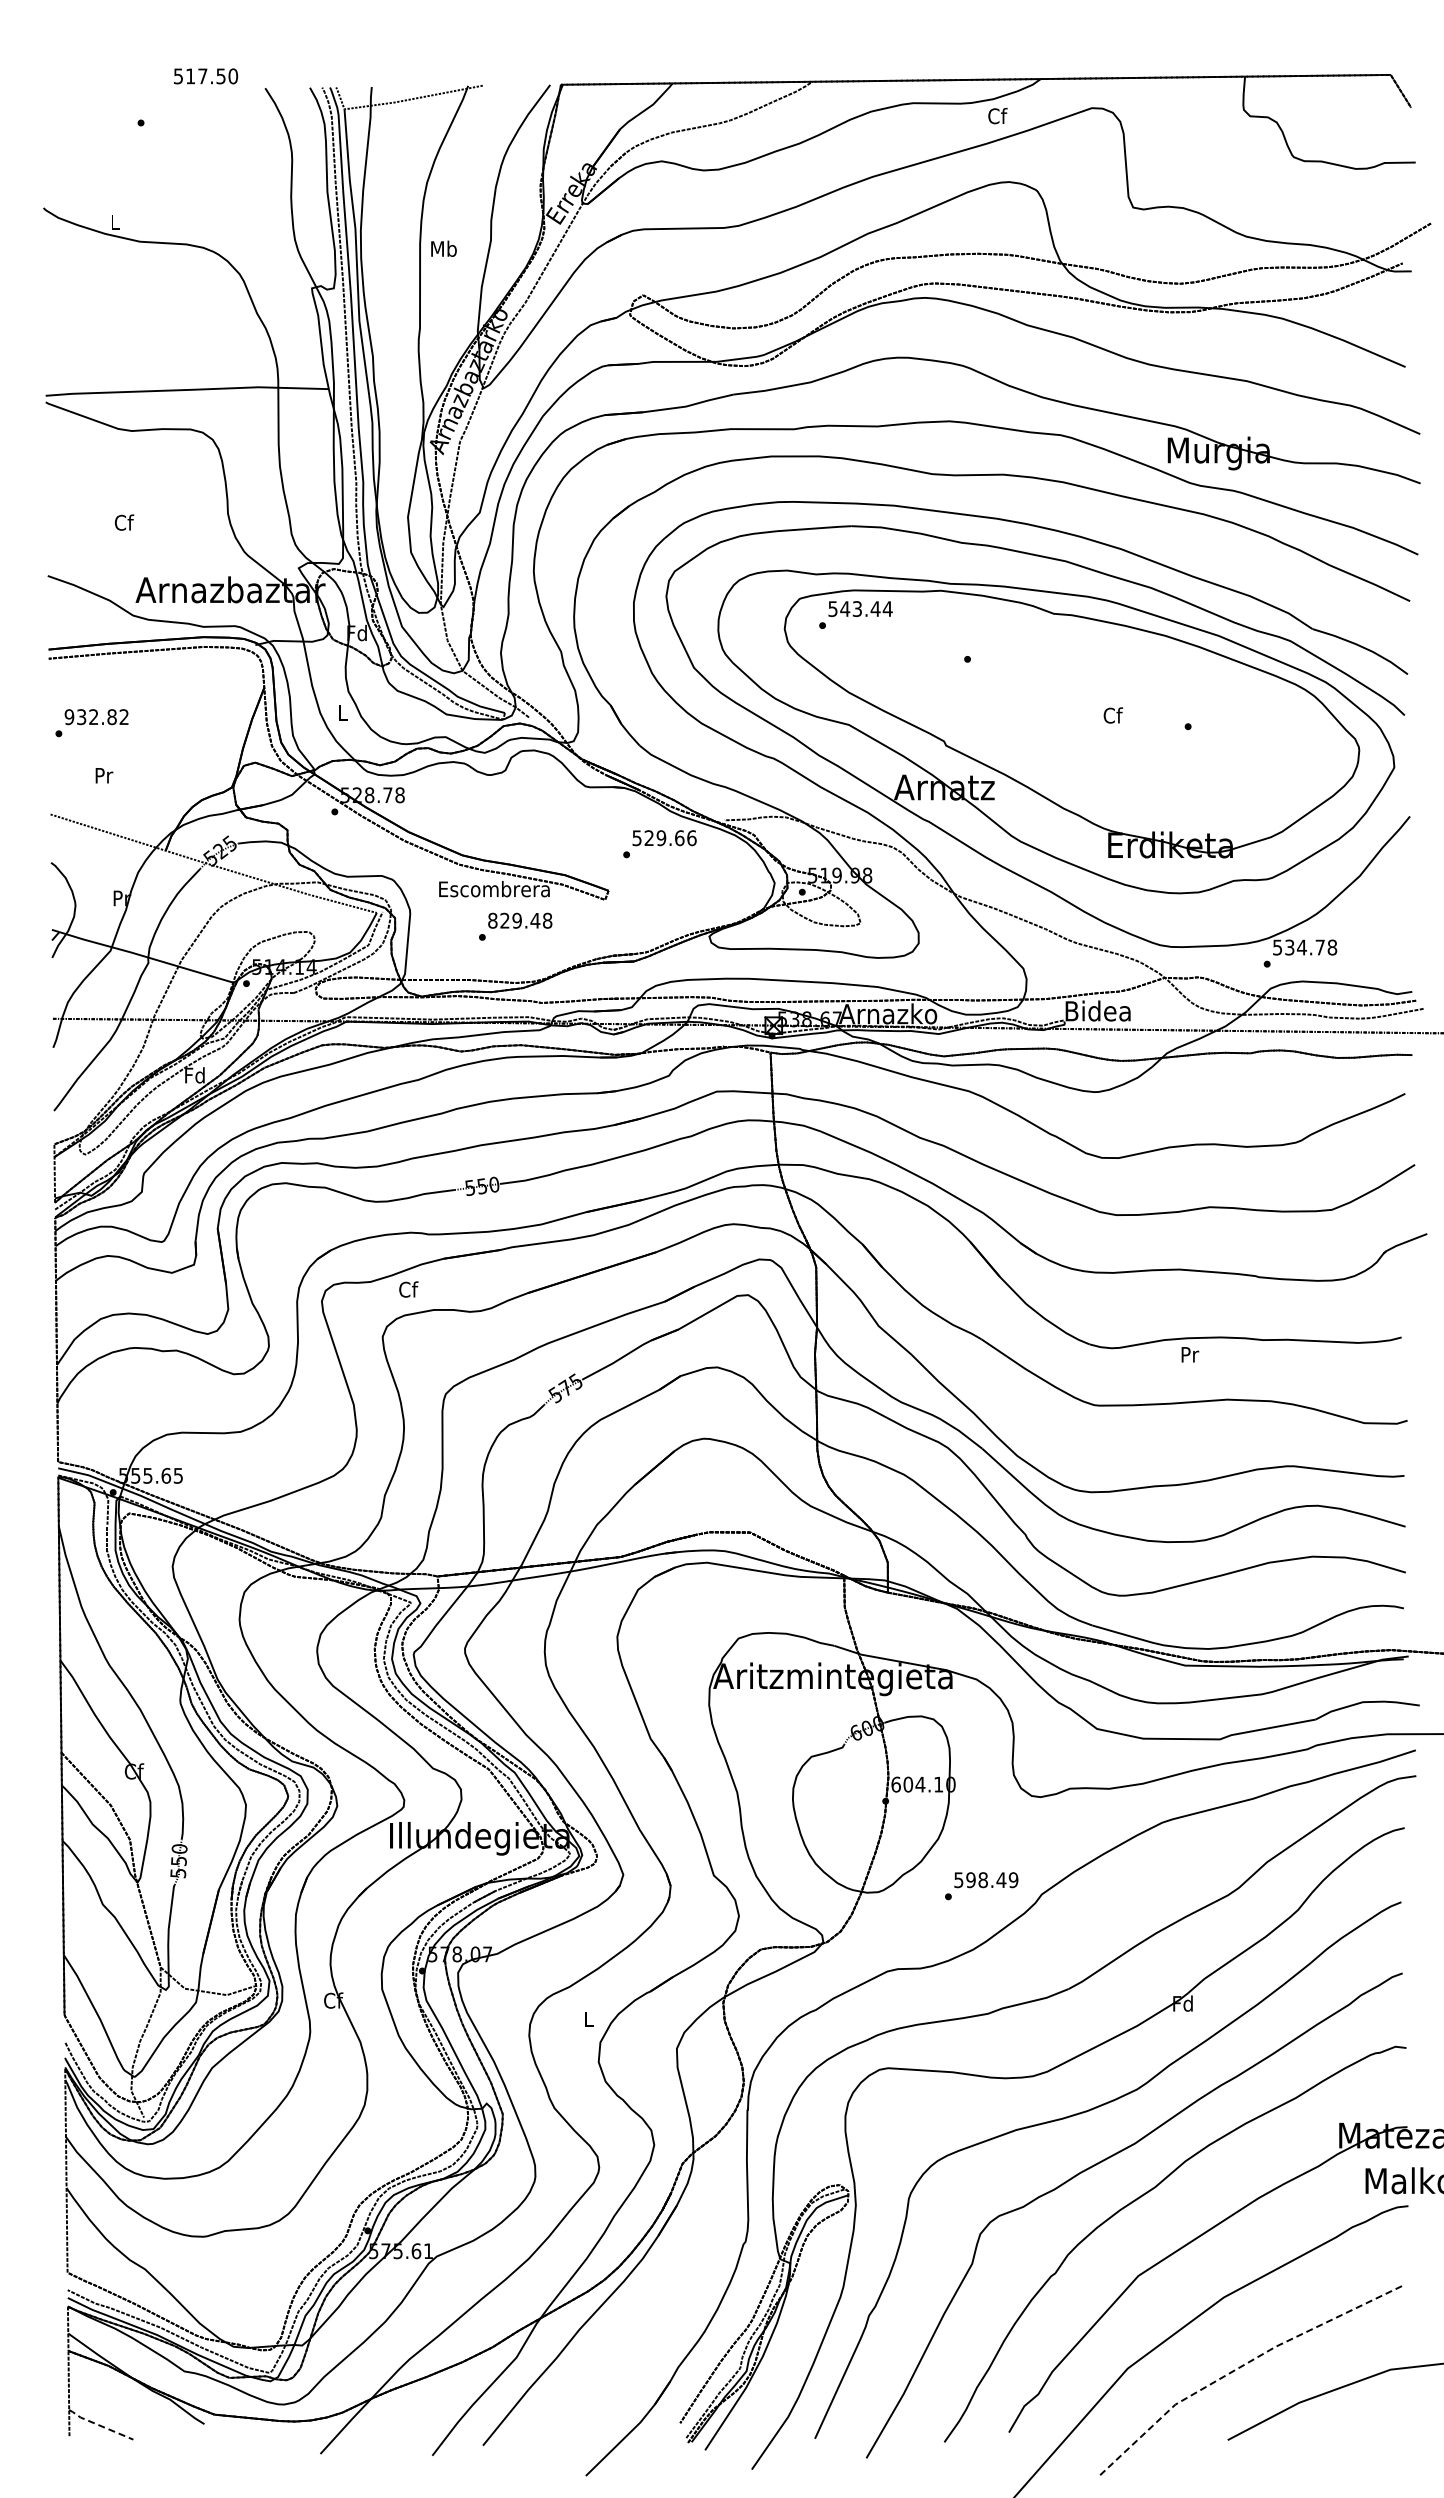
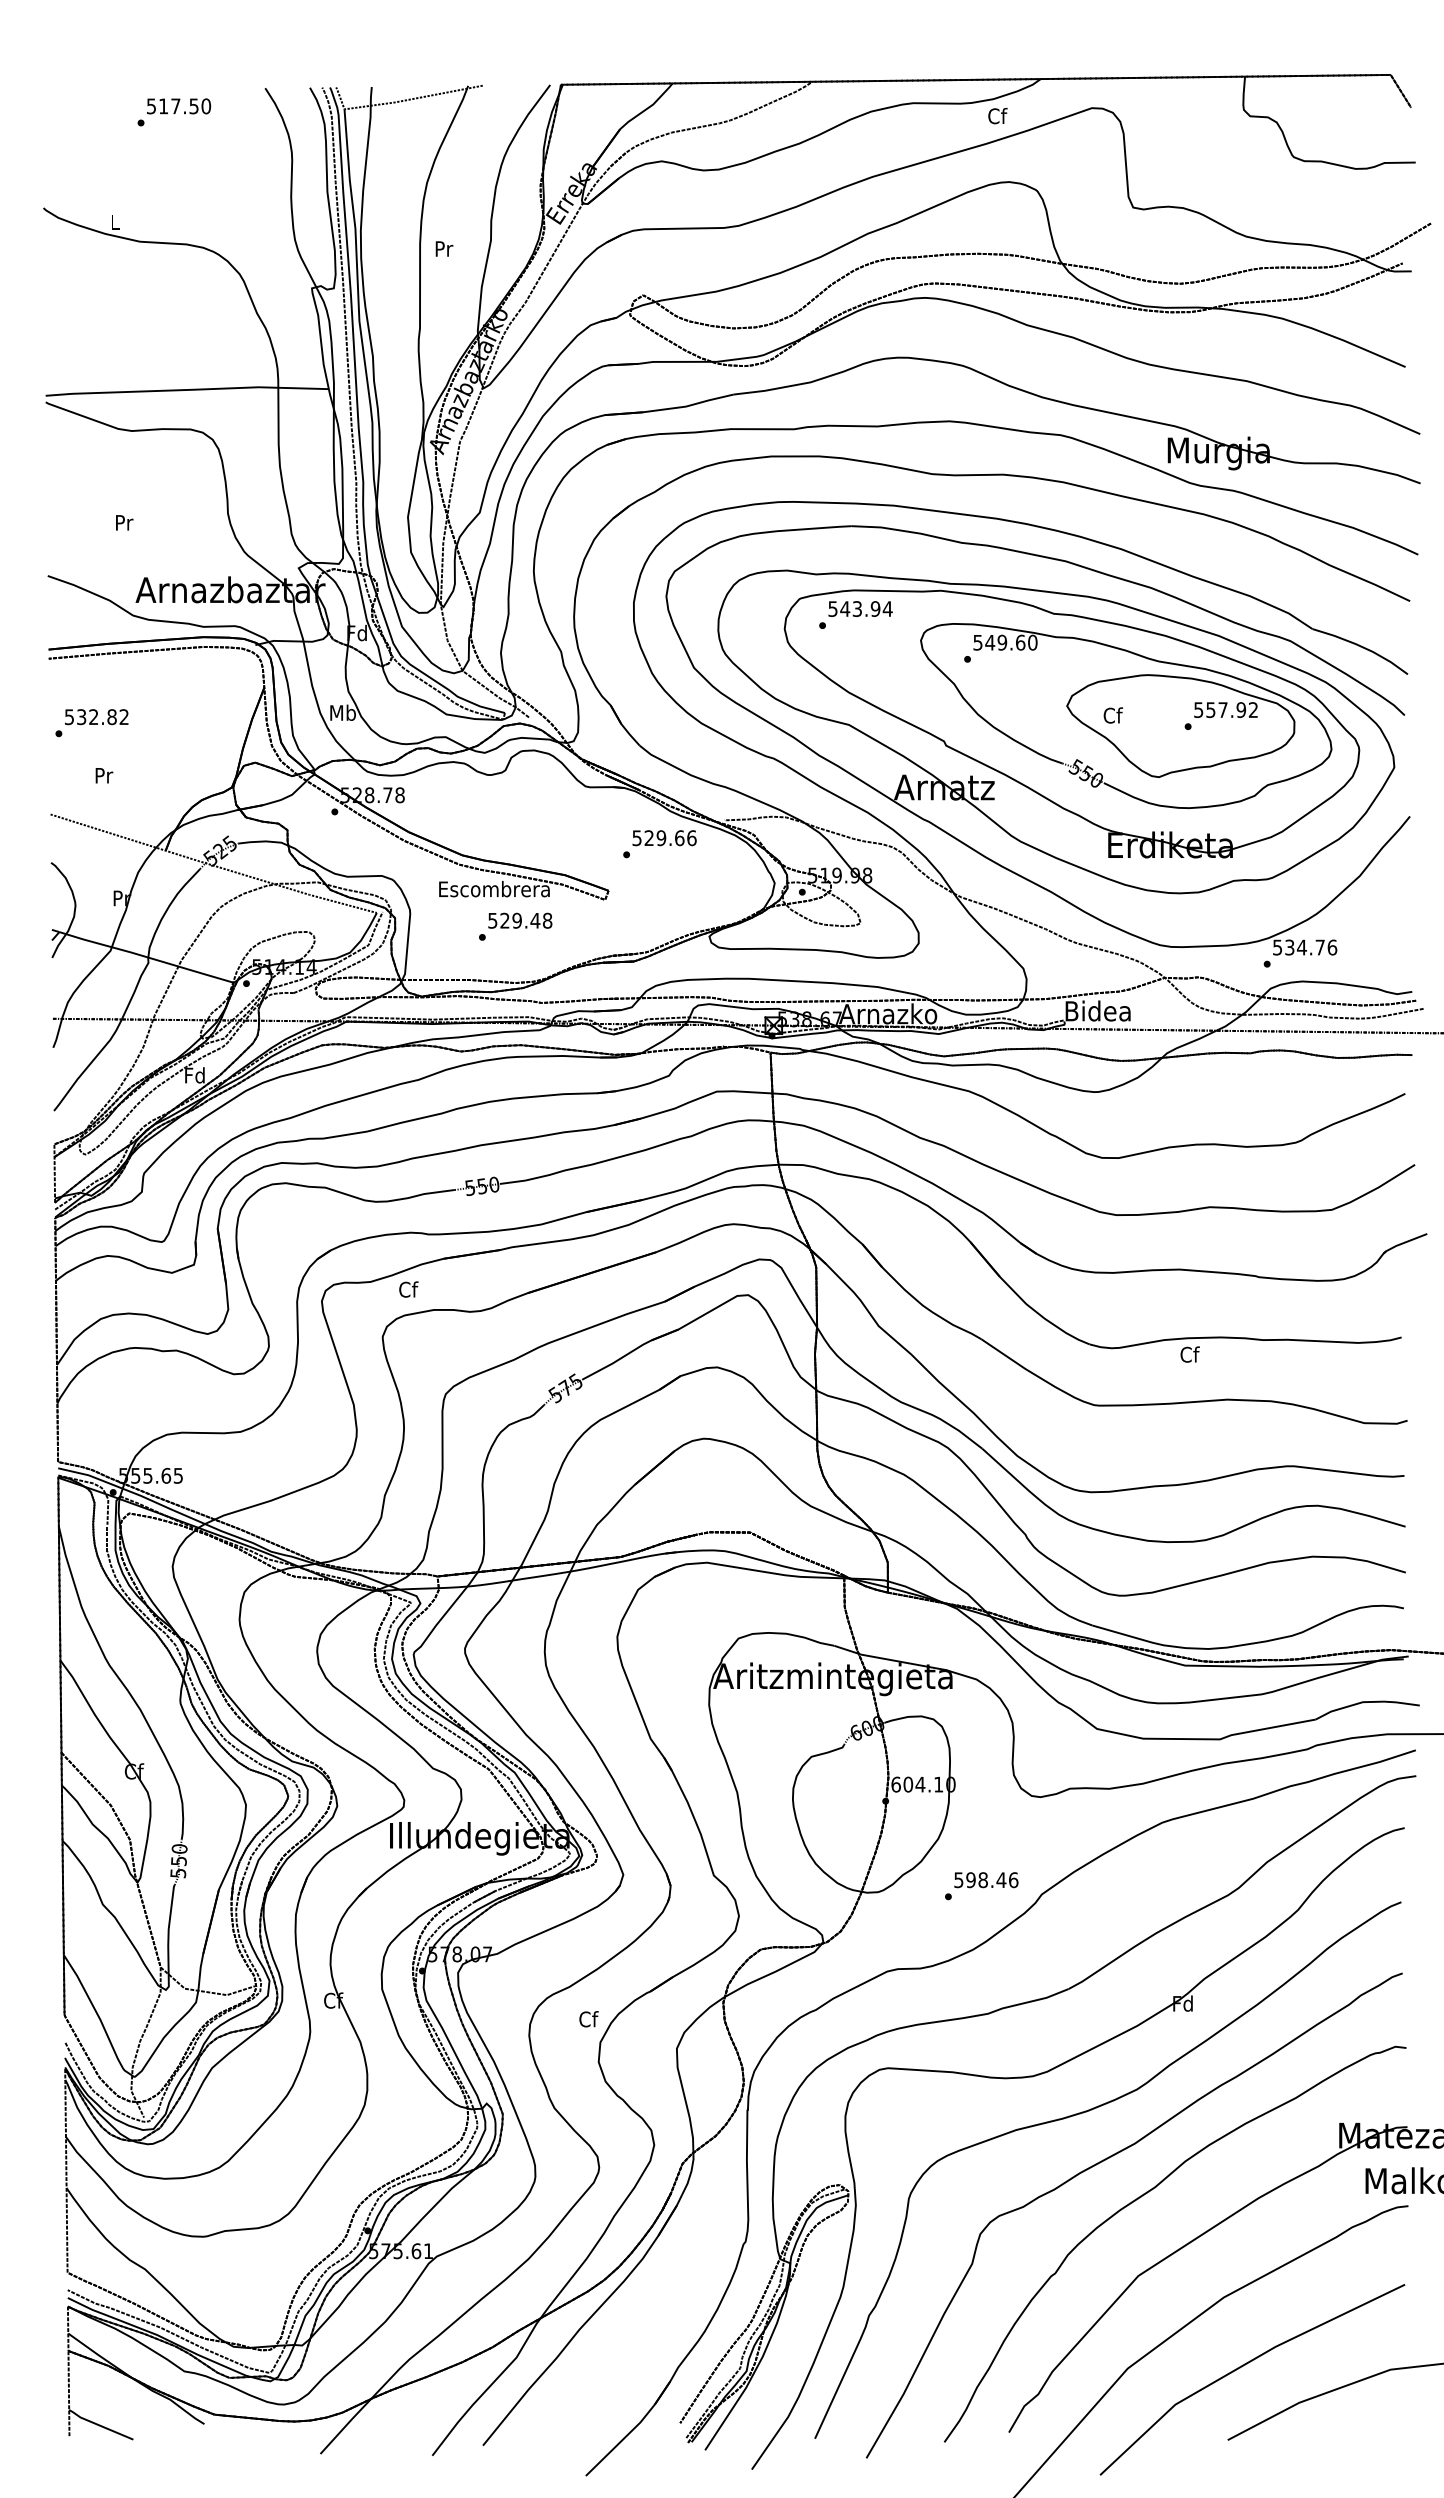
text position: (206, 76) -> (179, 106) (179, 106)
text: Mb -> Pr (443, 248)
text: Cf -> Pr (124, 522)
text: 543.44 -> 543.94 (875, 608)
text: L -> Mb (342, 712)
part: none -> present (1126, 715)
text: 932.82 -> 532.82 (69, 716)
text: 829.48 -> 529.48 (492, 920)
text: 534.78 -> 534.76 (1332, 947)
text: Pr -> Cf (1189, 1354)
text: 598.49 -> 598.46 (1013, 1880)
text: L -> Cf (588, 2019)
line: dashed -> solid (1242, 2365)
line: dashed -> solid (99, 2425)
